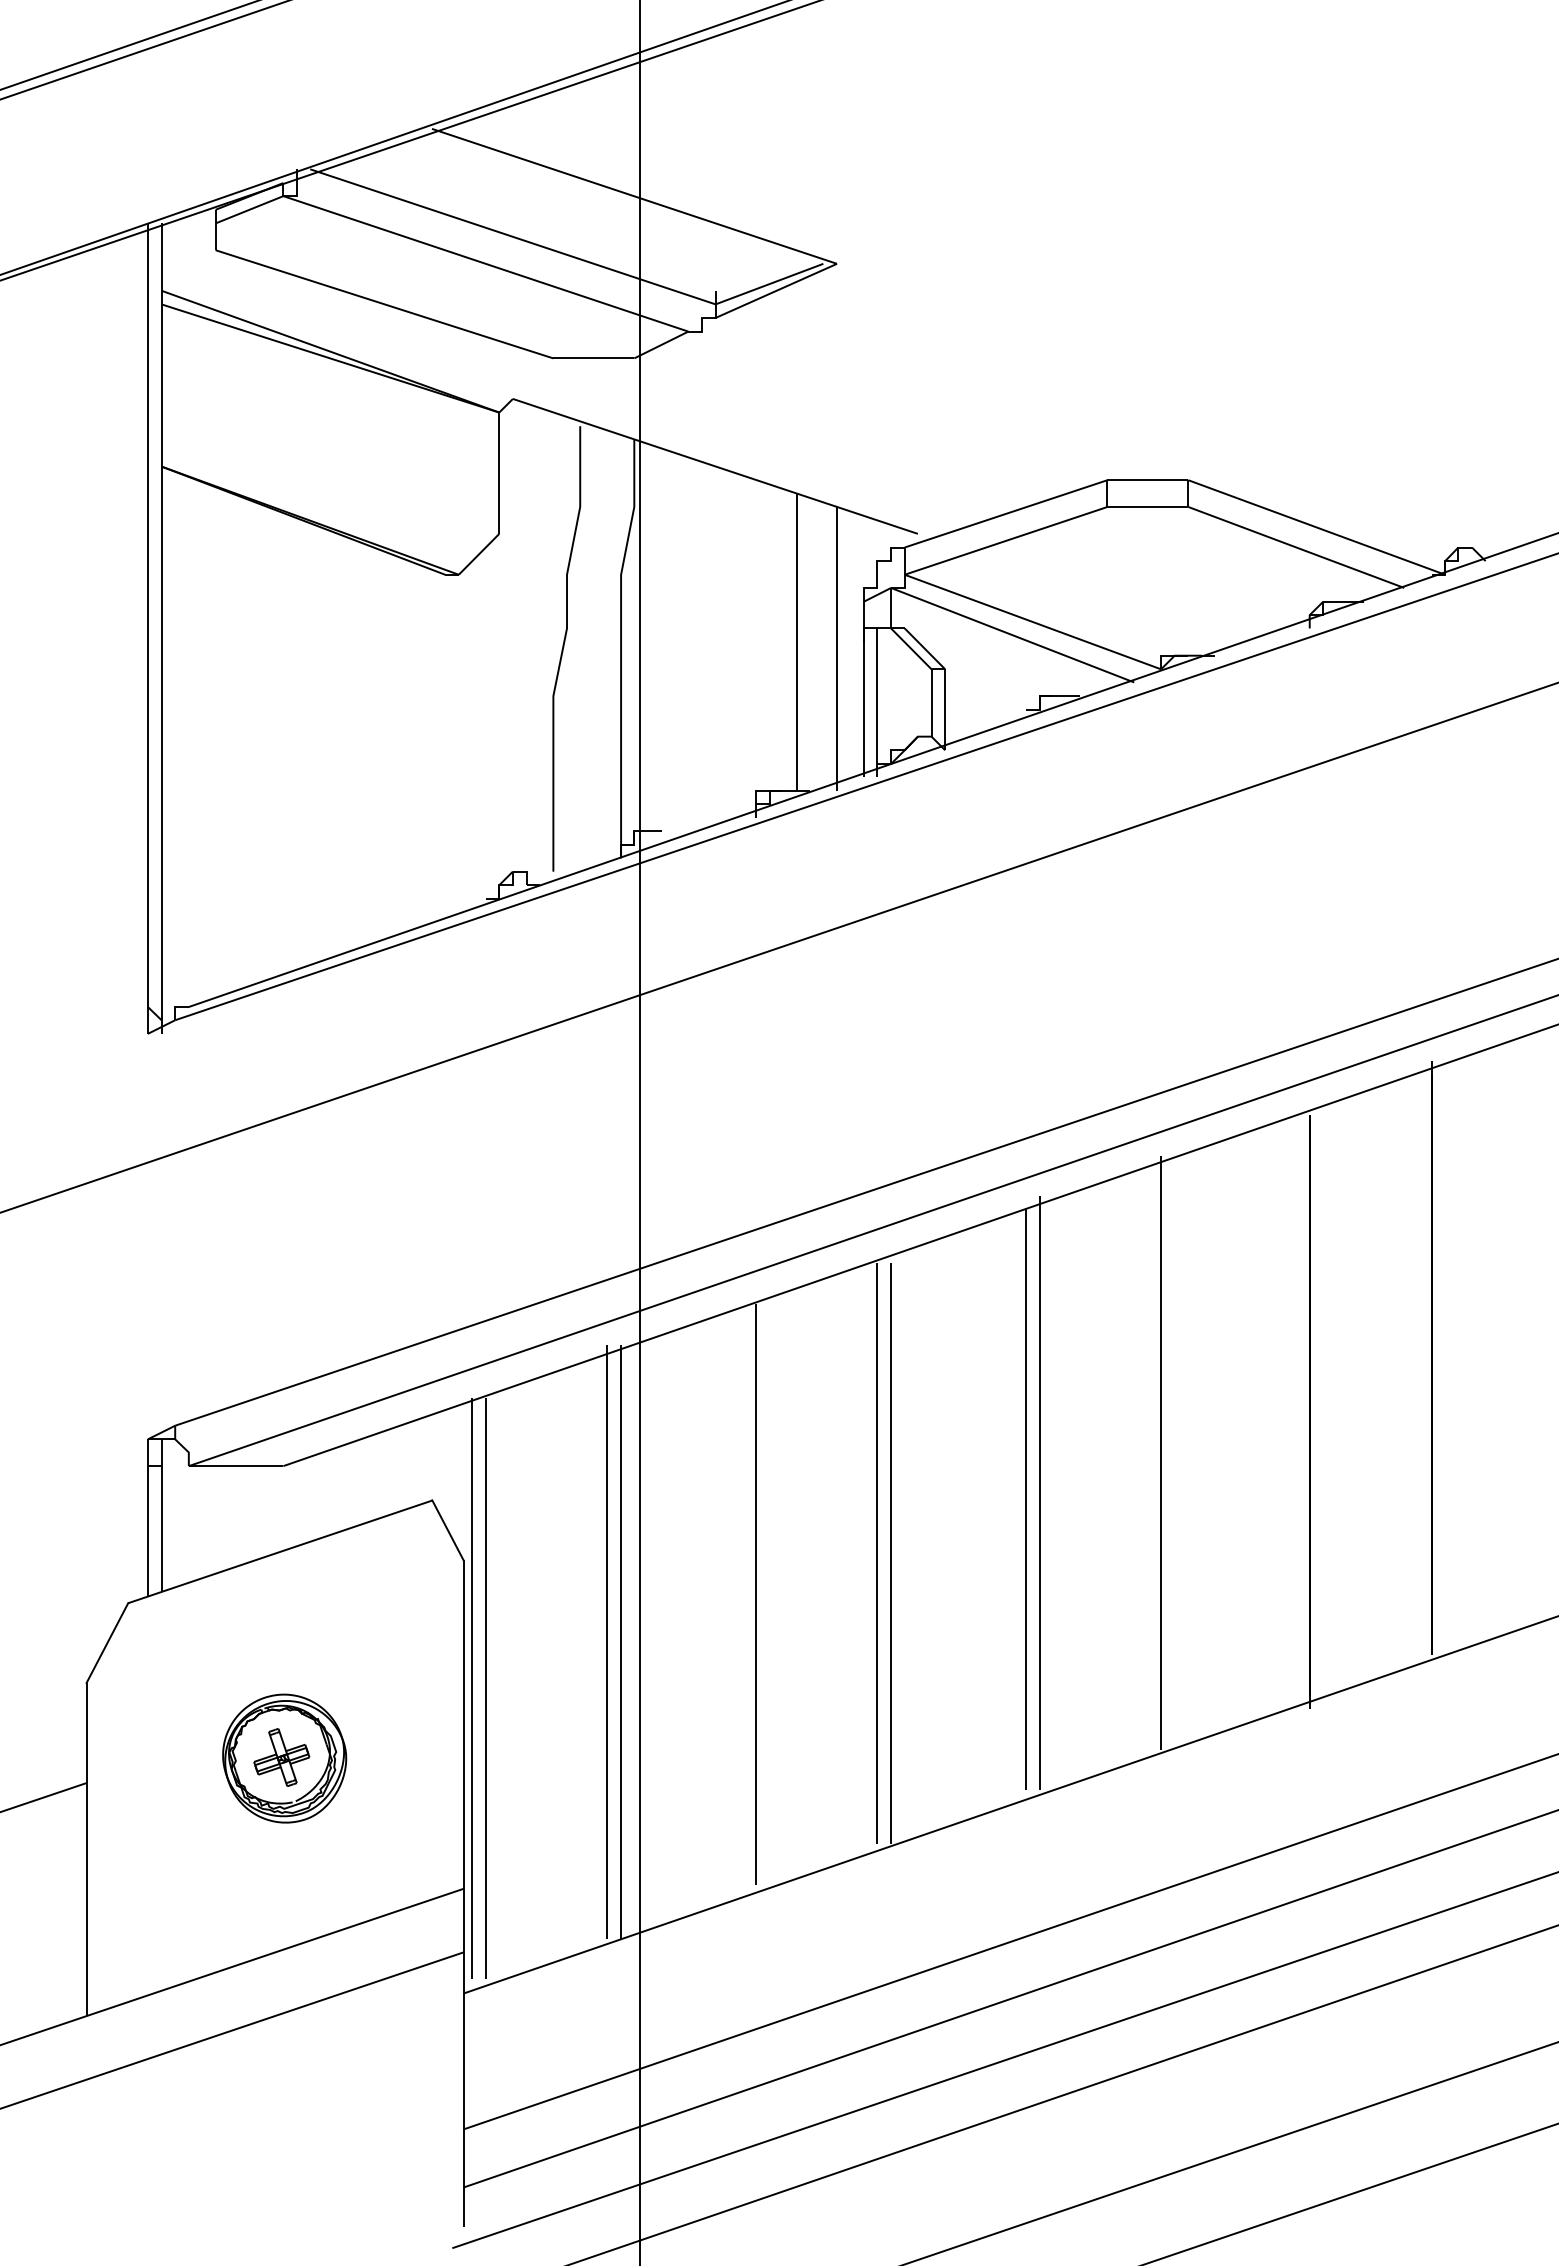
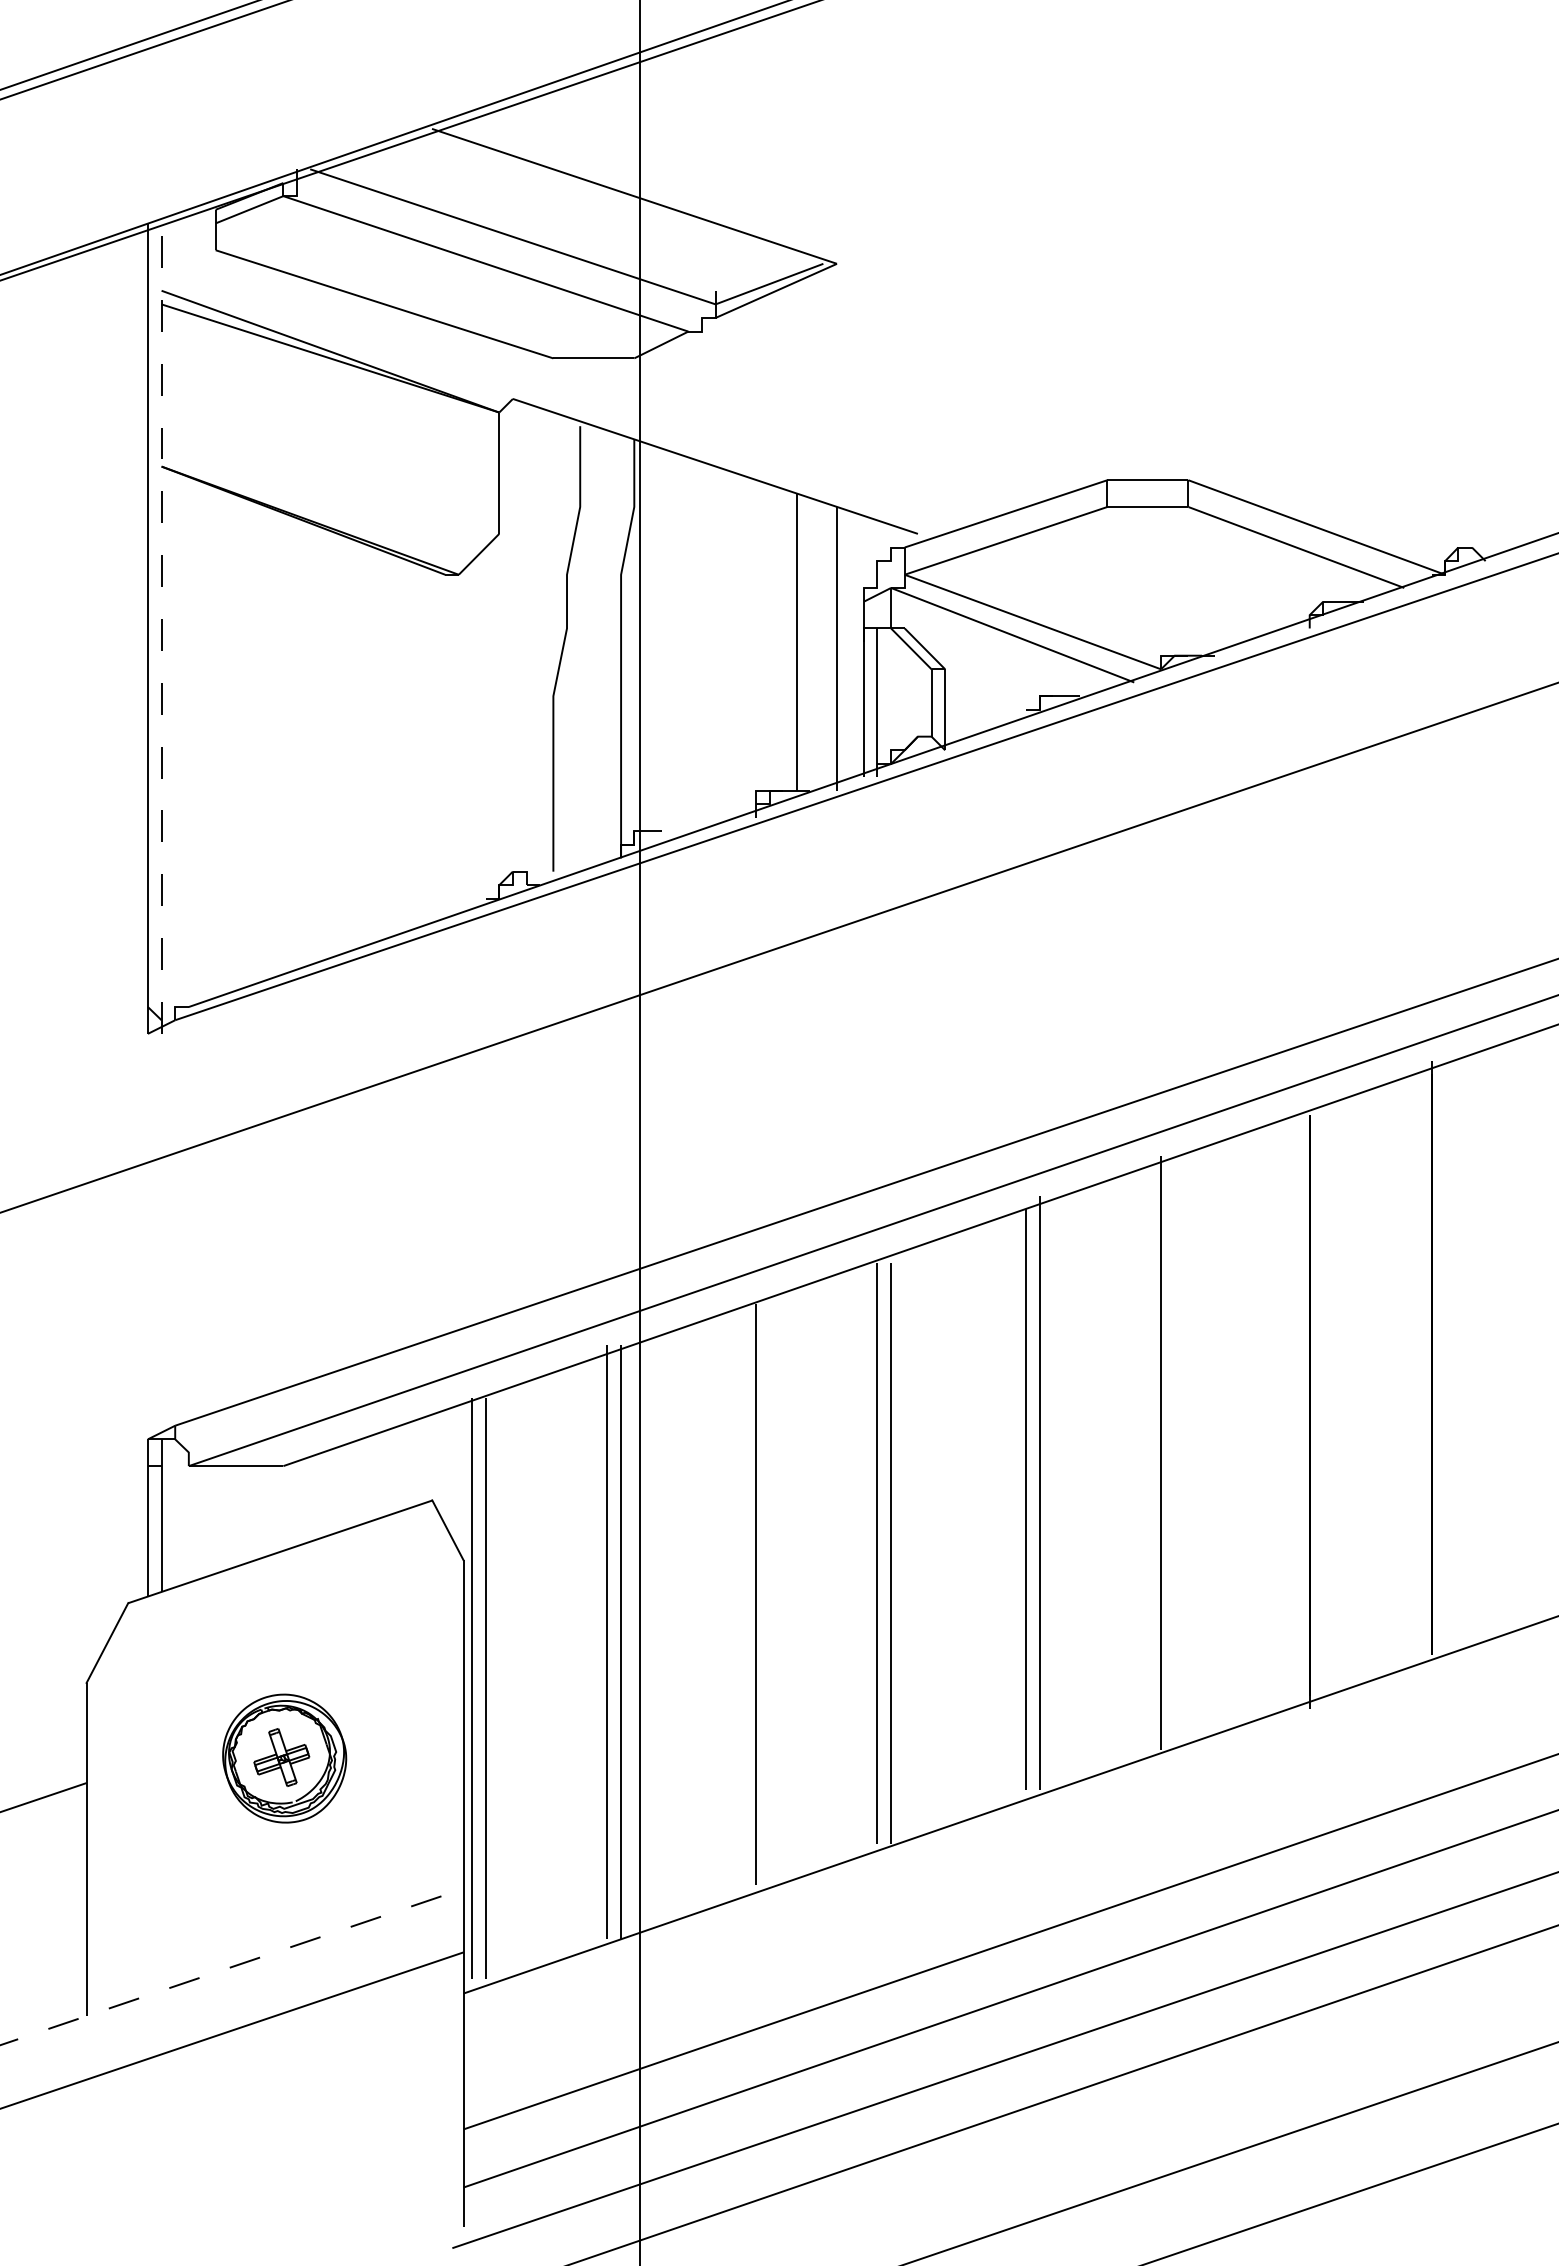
line: solid -> dashed (161, 628)
line: solid -> dashed (232, 1966)
